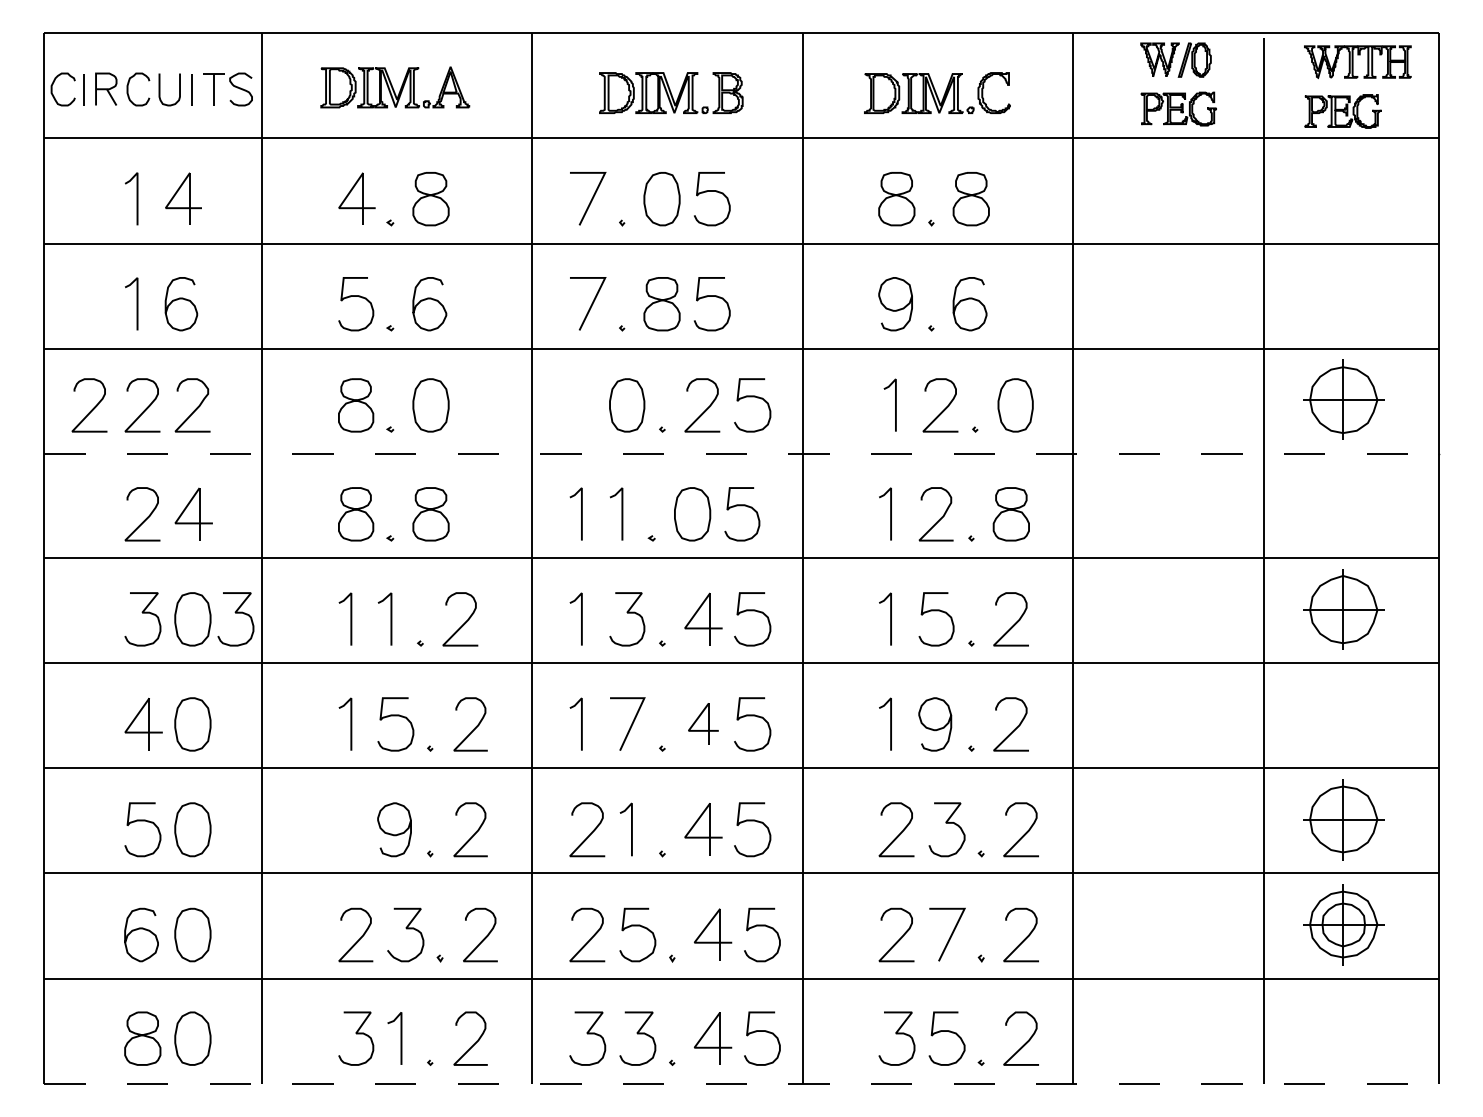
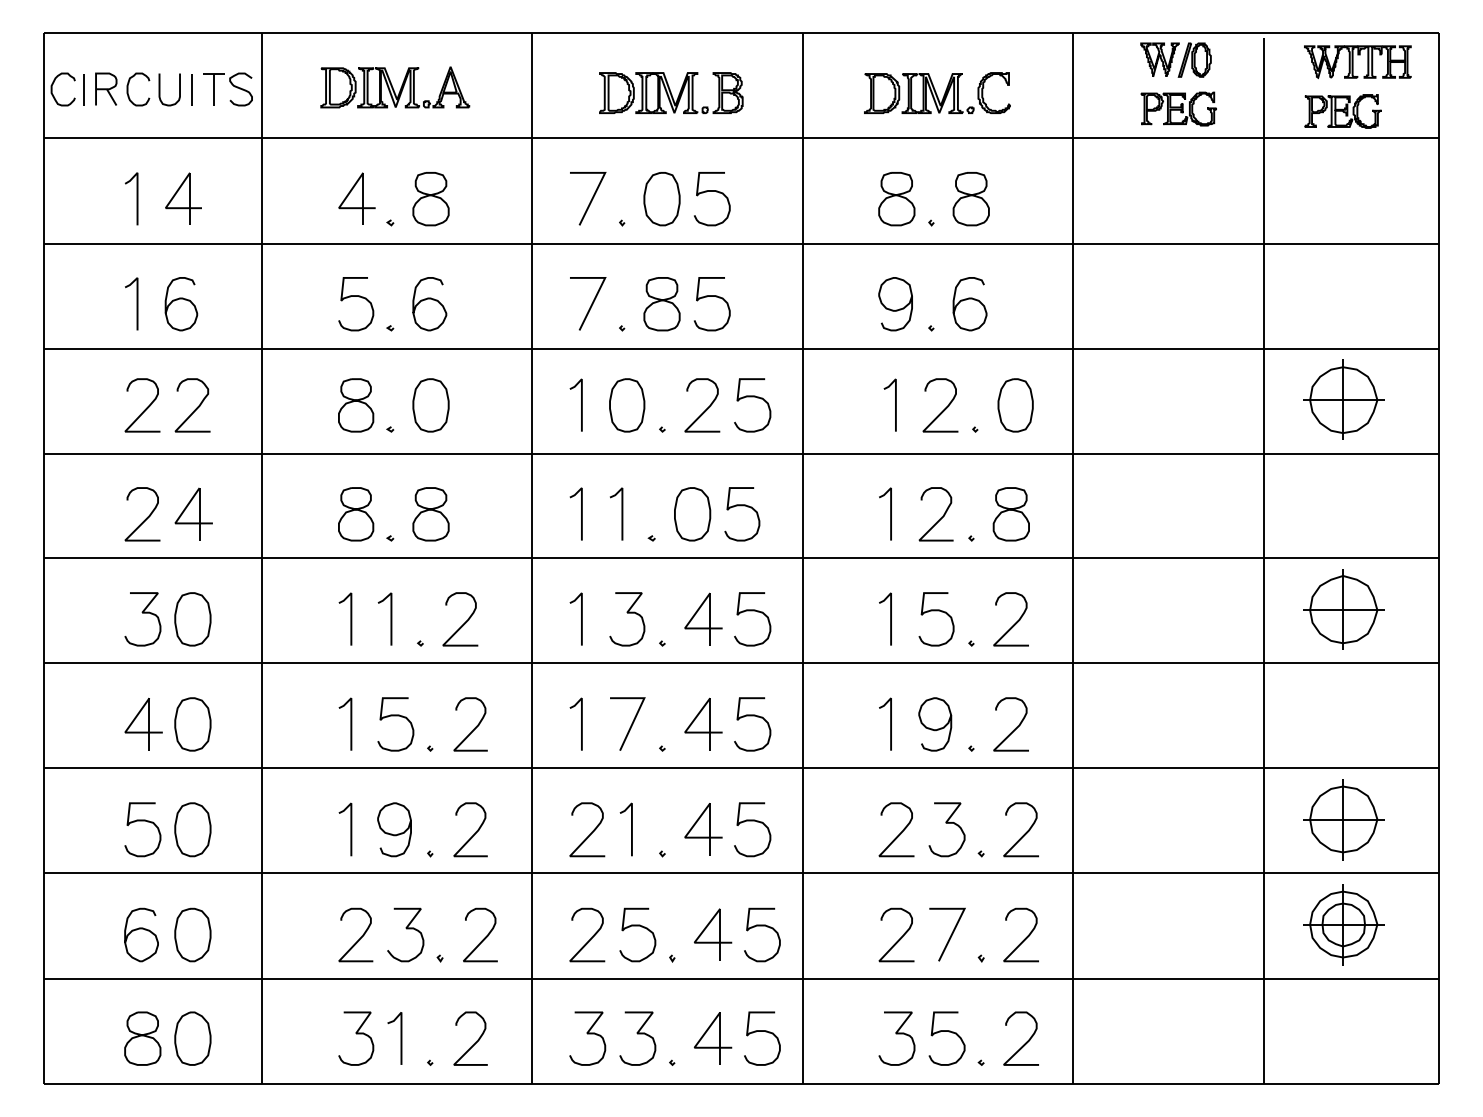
line: none -> present (581, 404)
curve: present -> none (92, 408)
line: dashed -> solid (741, 453)
curve: present -> none (235, 613)
part size: 31x42 px -> 39x54 px (703, 723)
line: none -> present (350, 829)
line: dashed -> solid (741, 1083)
